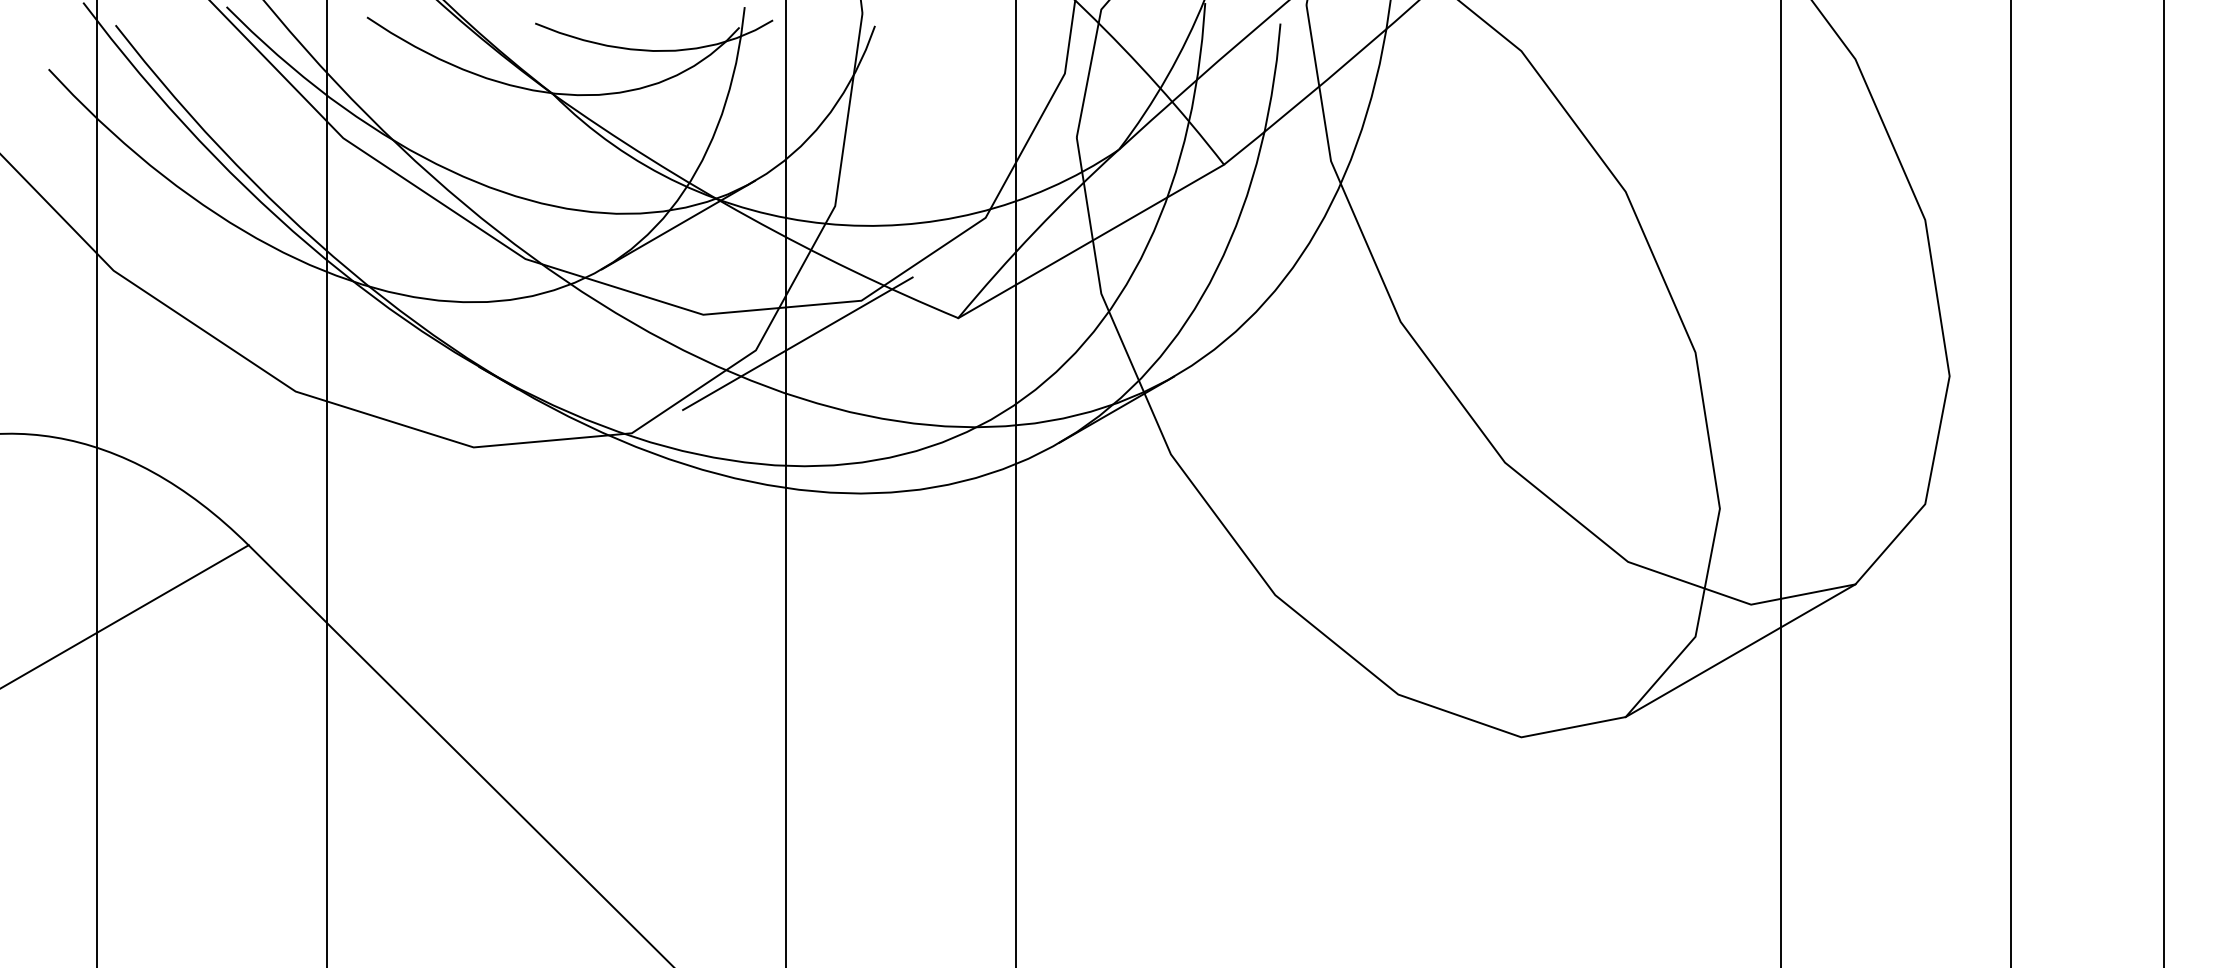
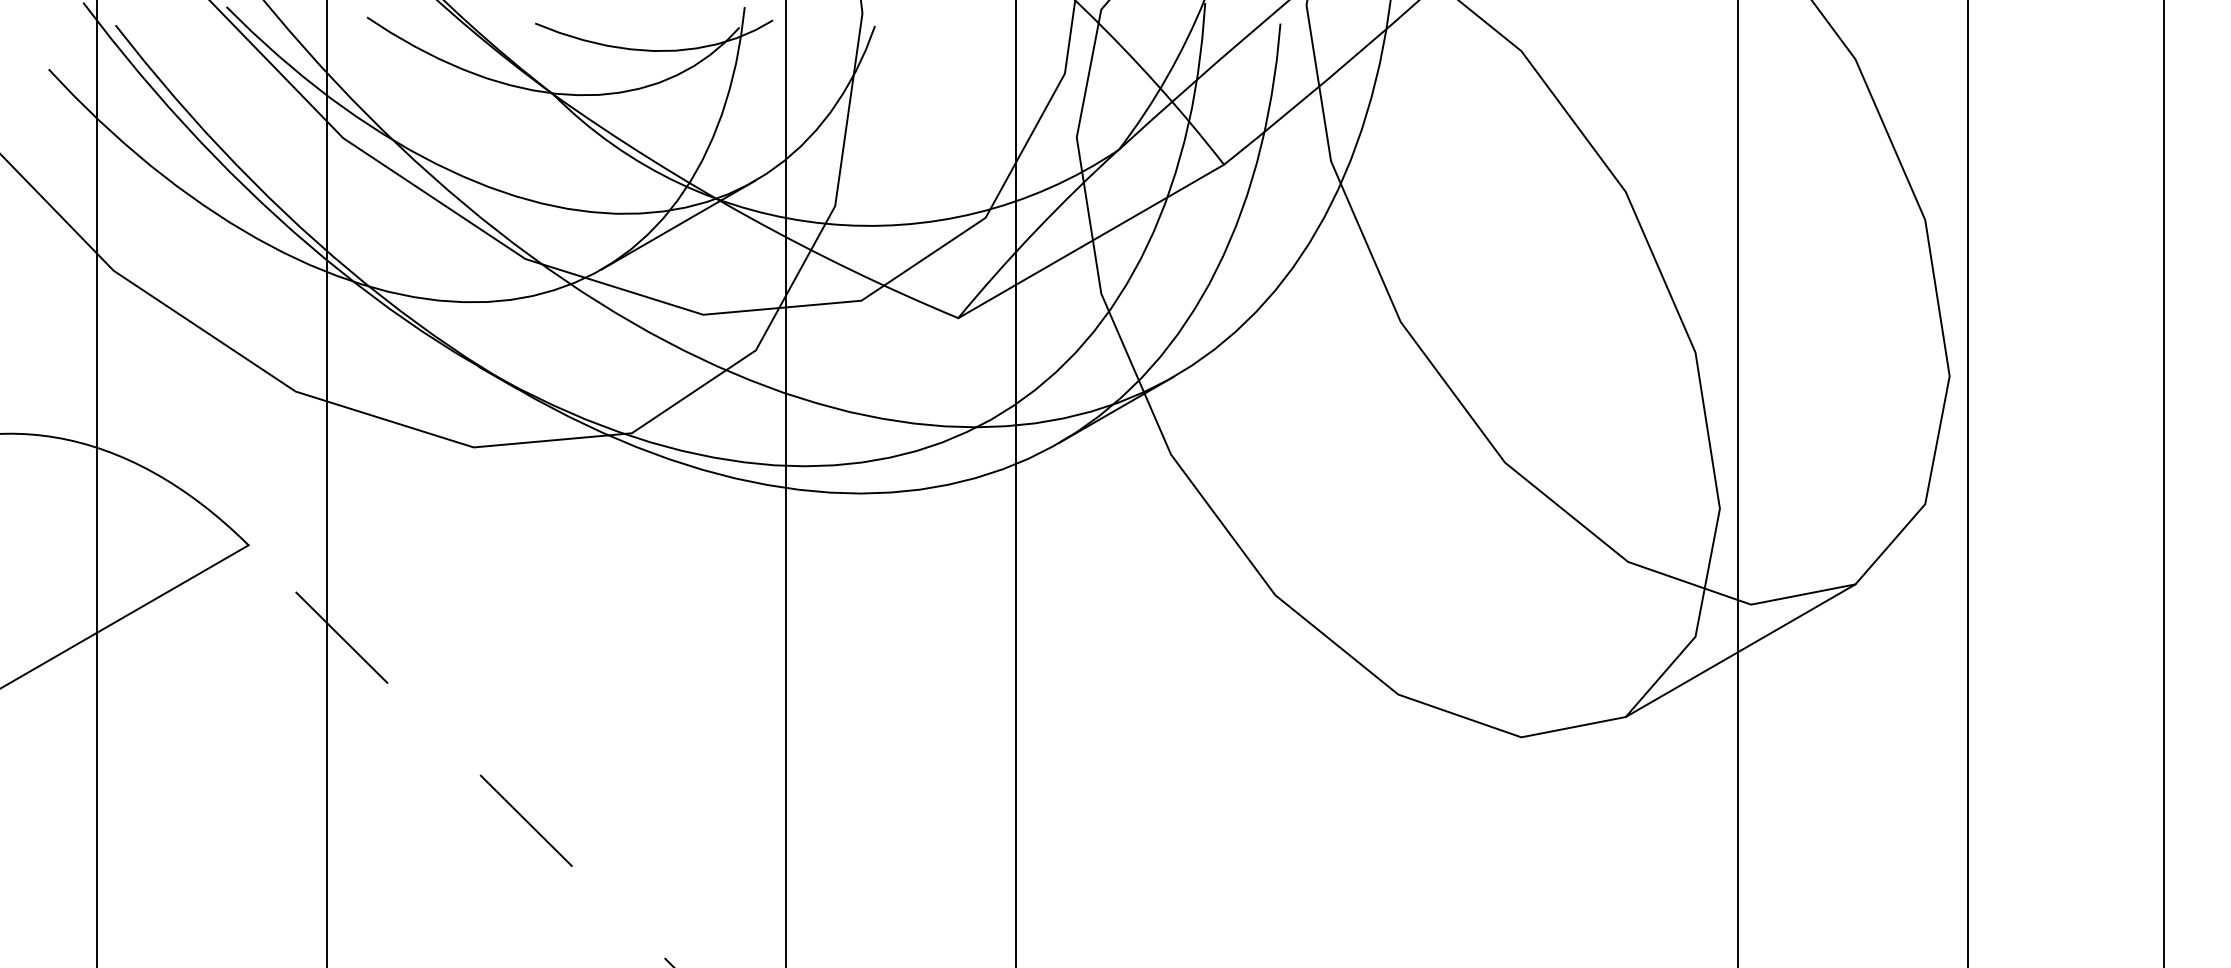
line: present -> none (797, 343)
line position: (1781, 483) -> (1738, 483) (1738, 483)
line position: (2010, 483) -> (1967, 483) (1967, 483)
line: solid -> dashed (461, 756)
